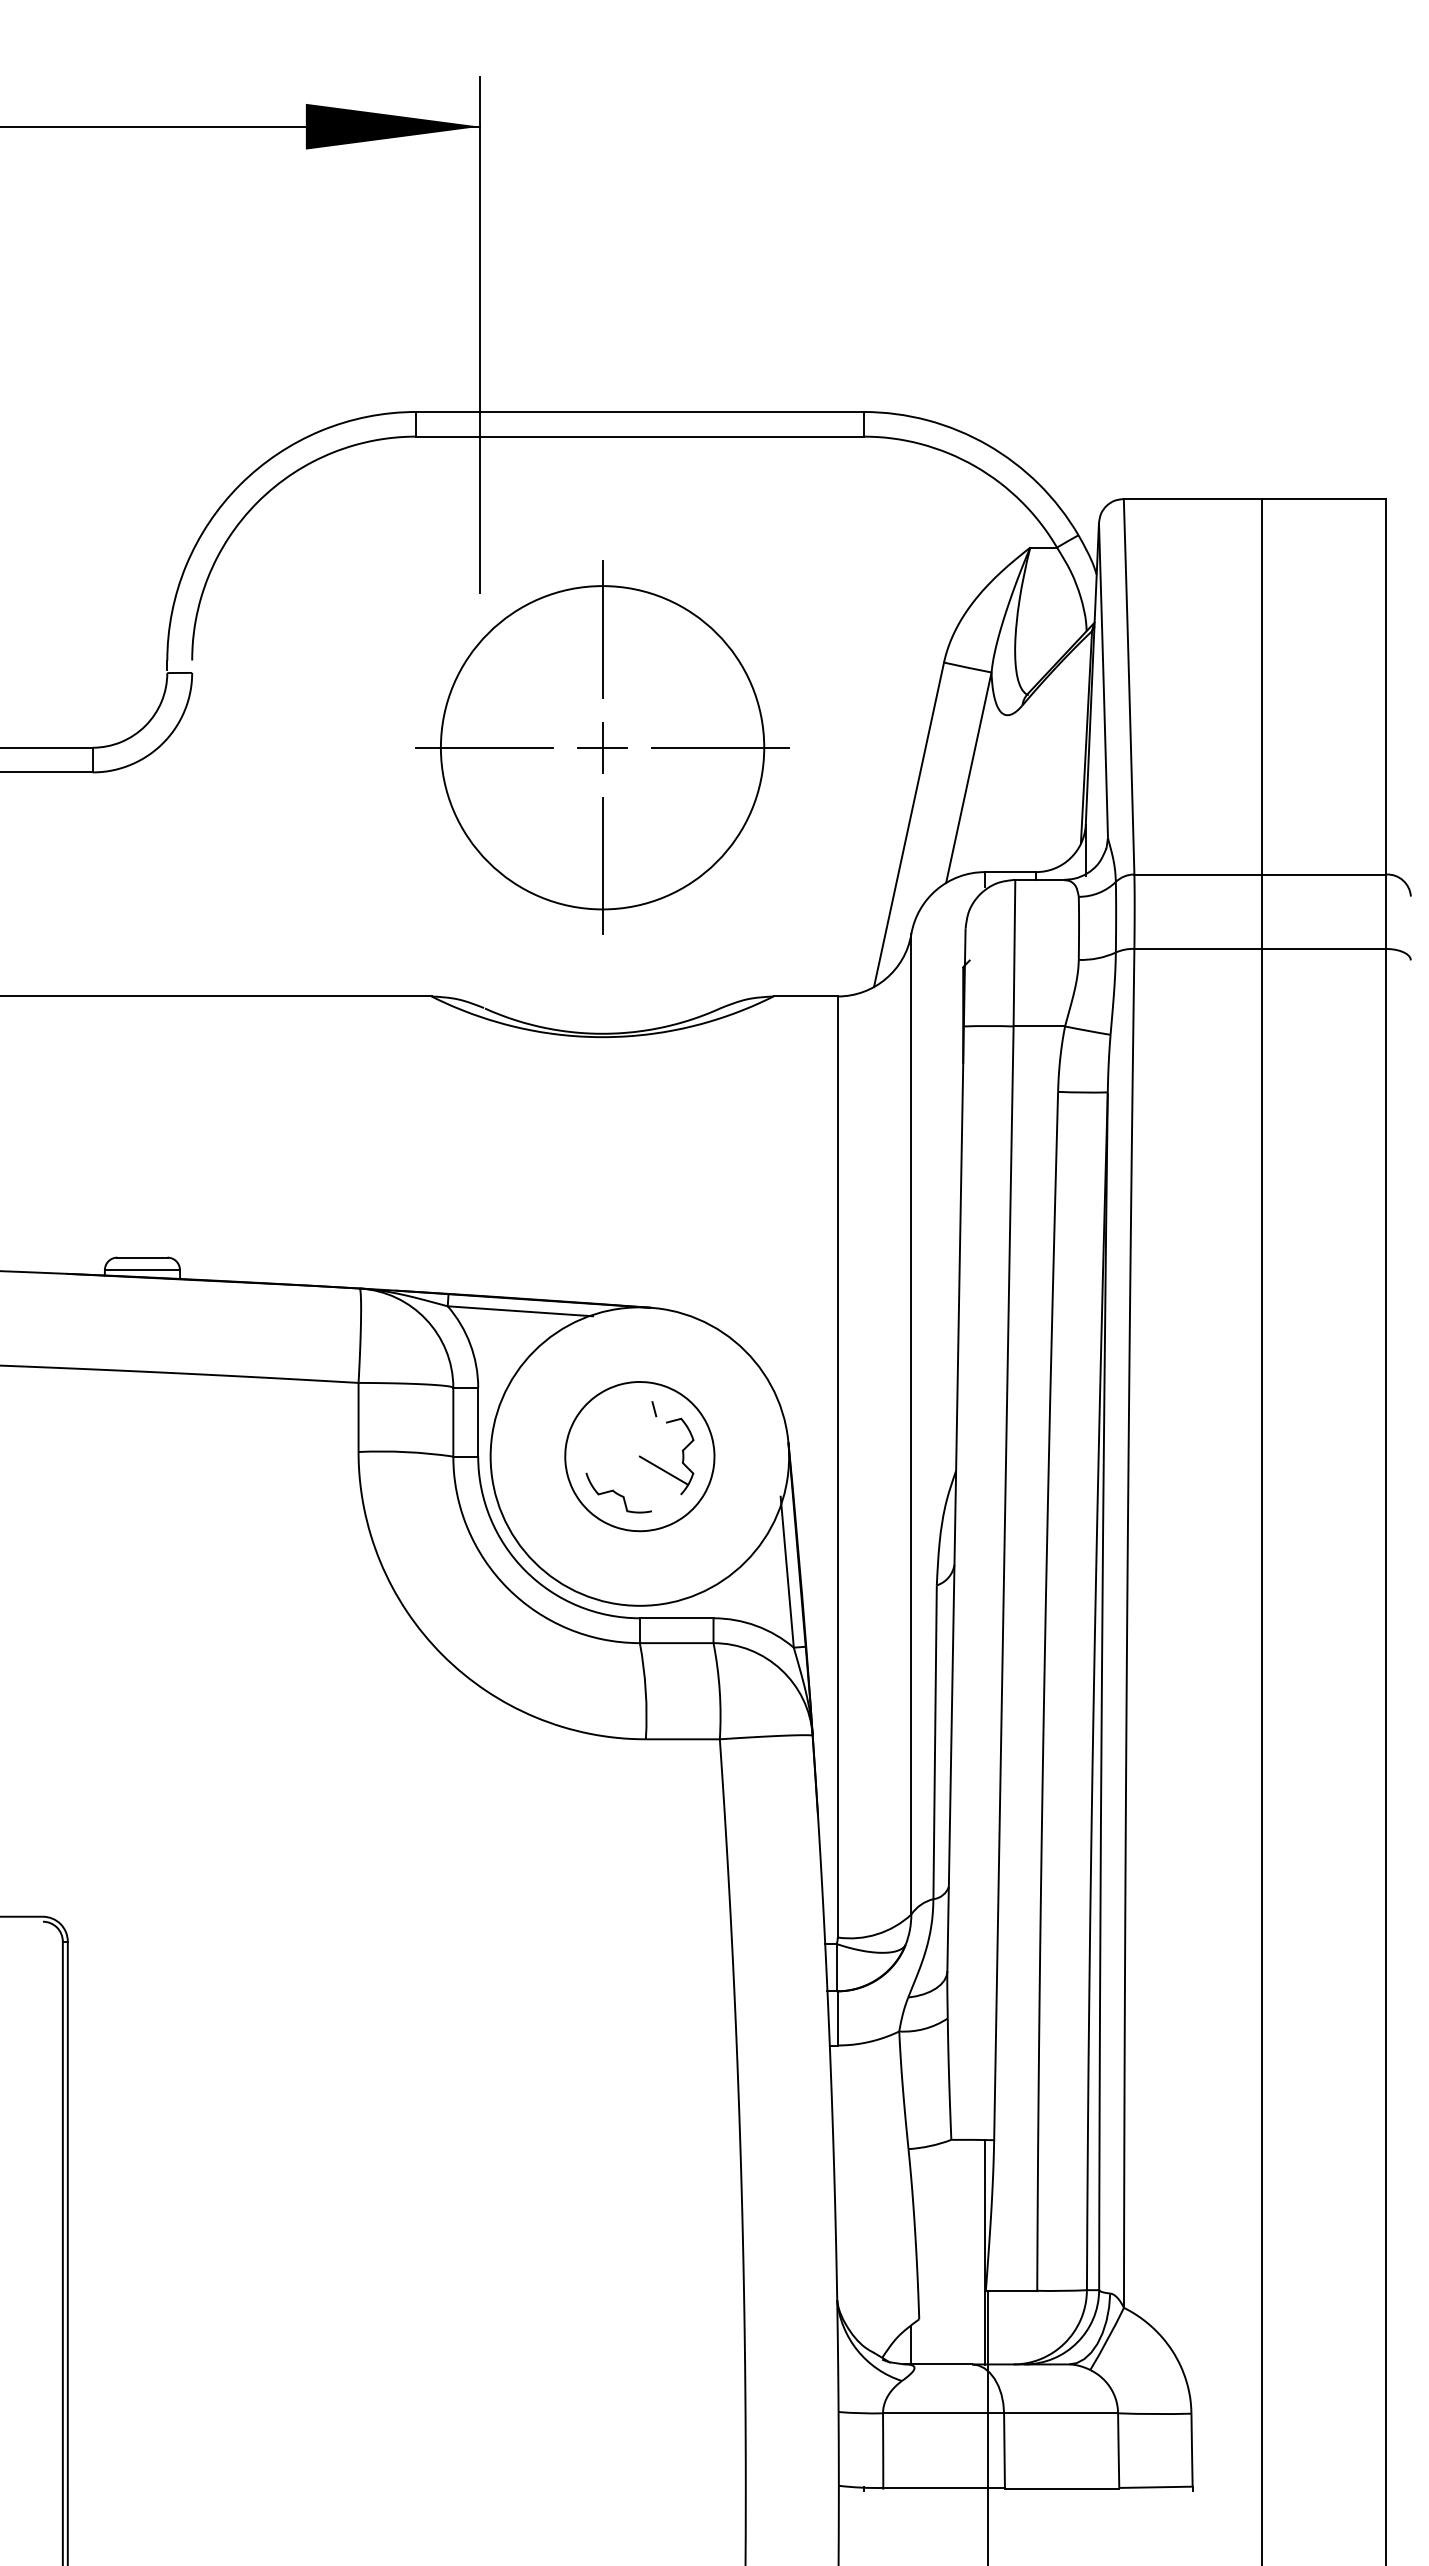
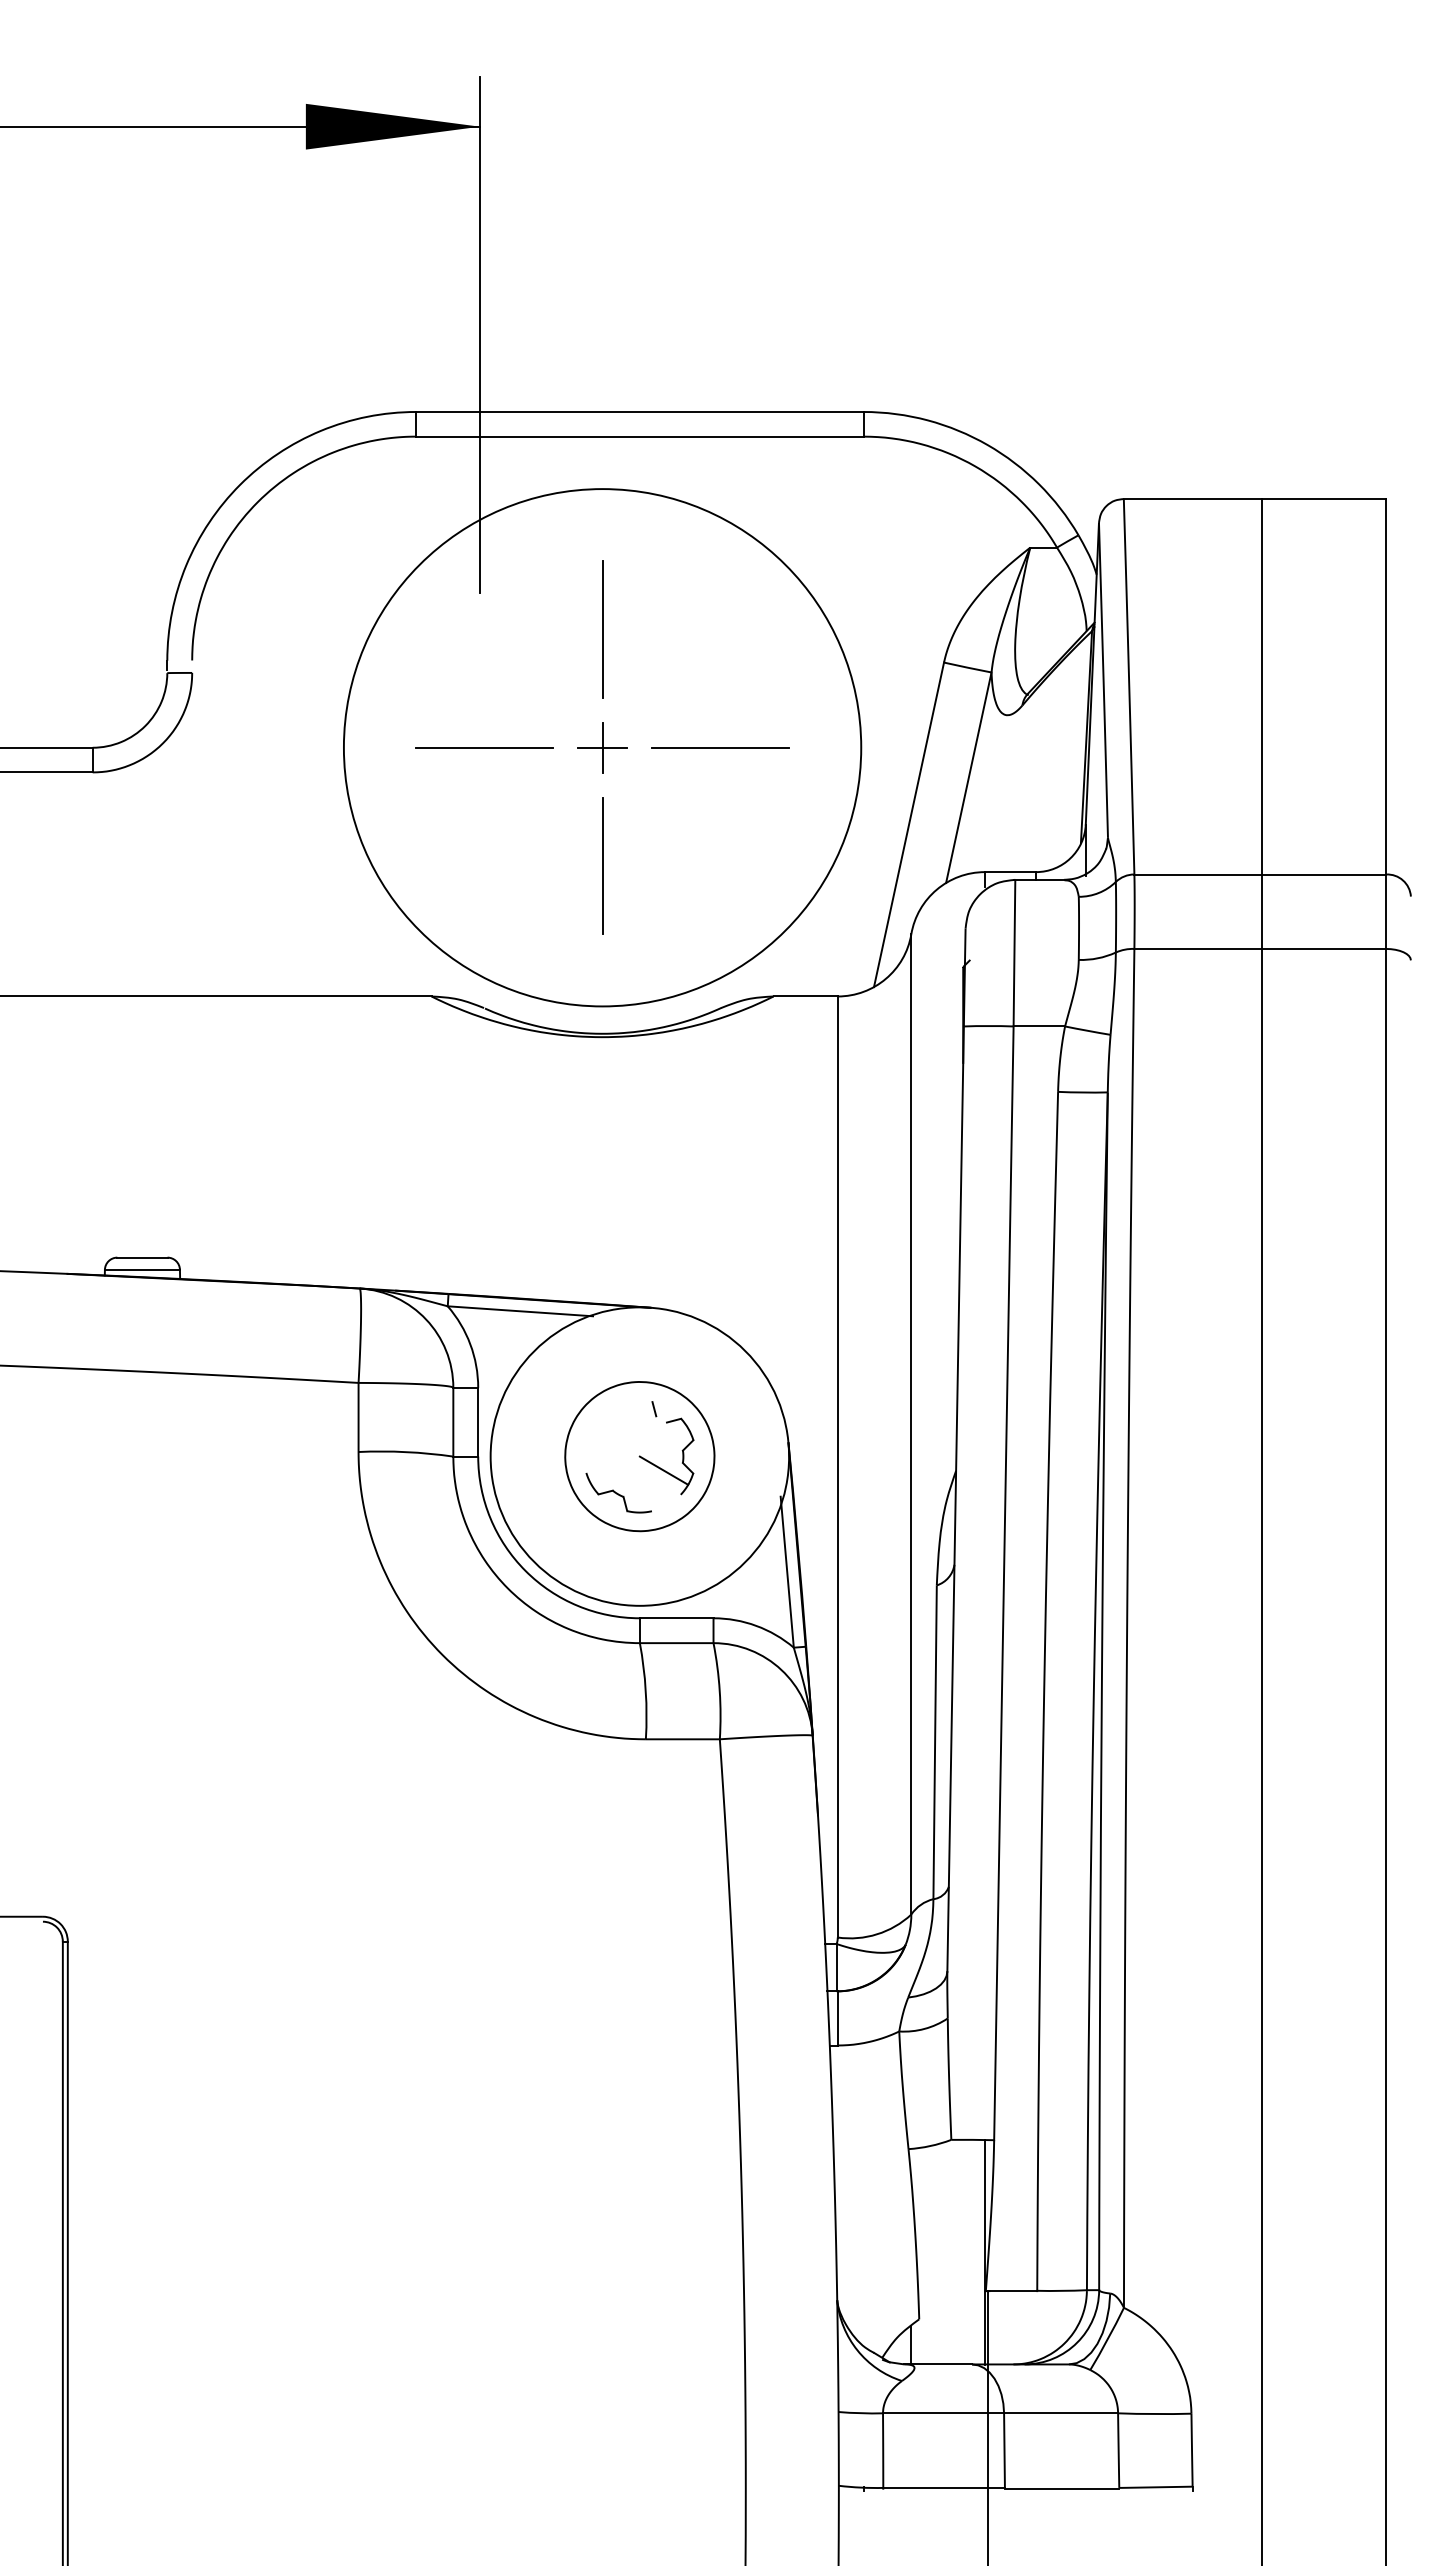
circle diameter: 323 px -> 517 px (602, 747)
